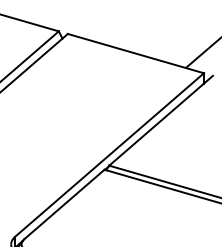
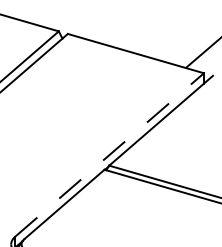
line: solid -> dashed (109, 154)
